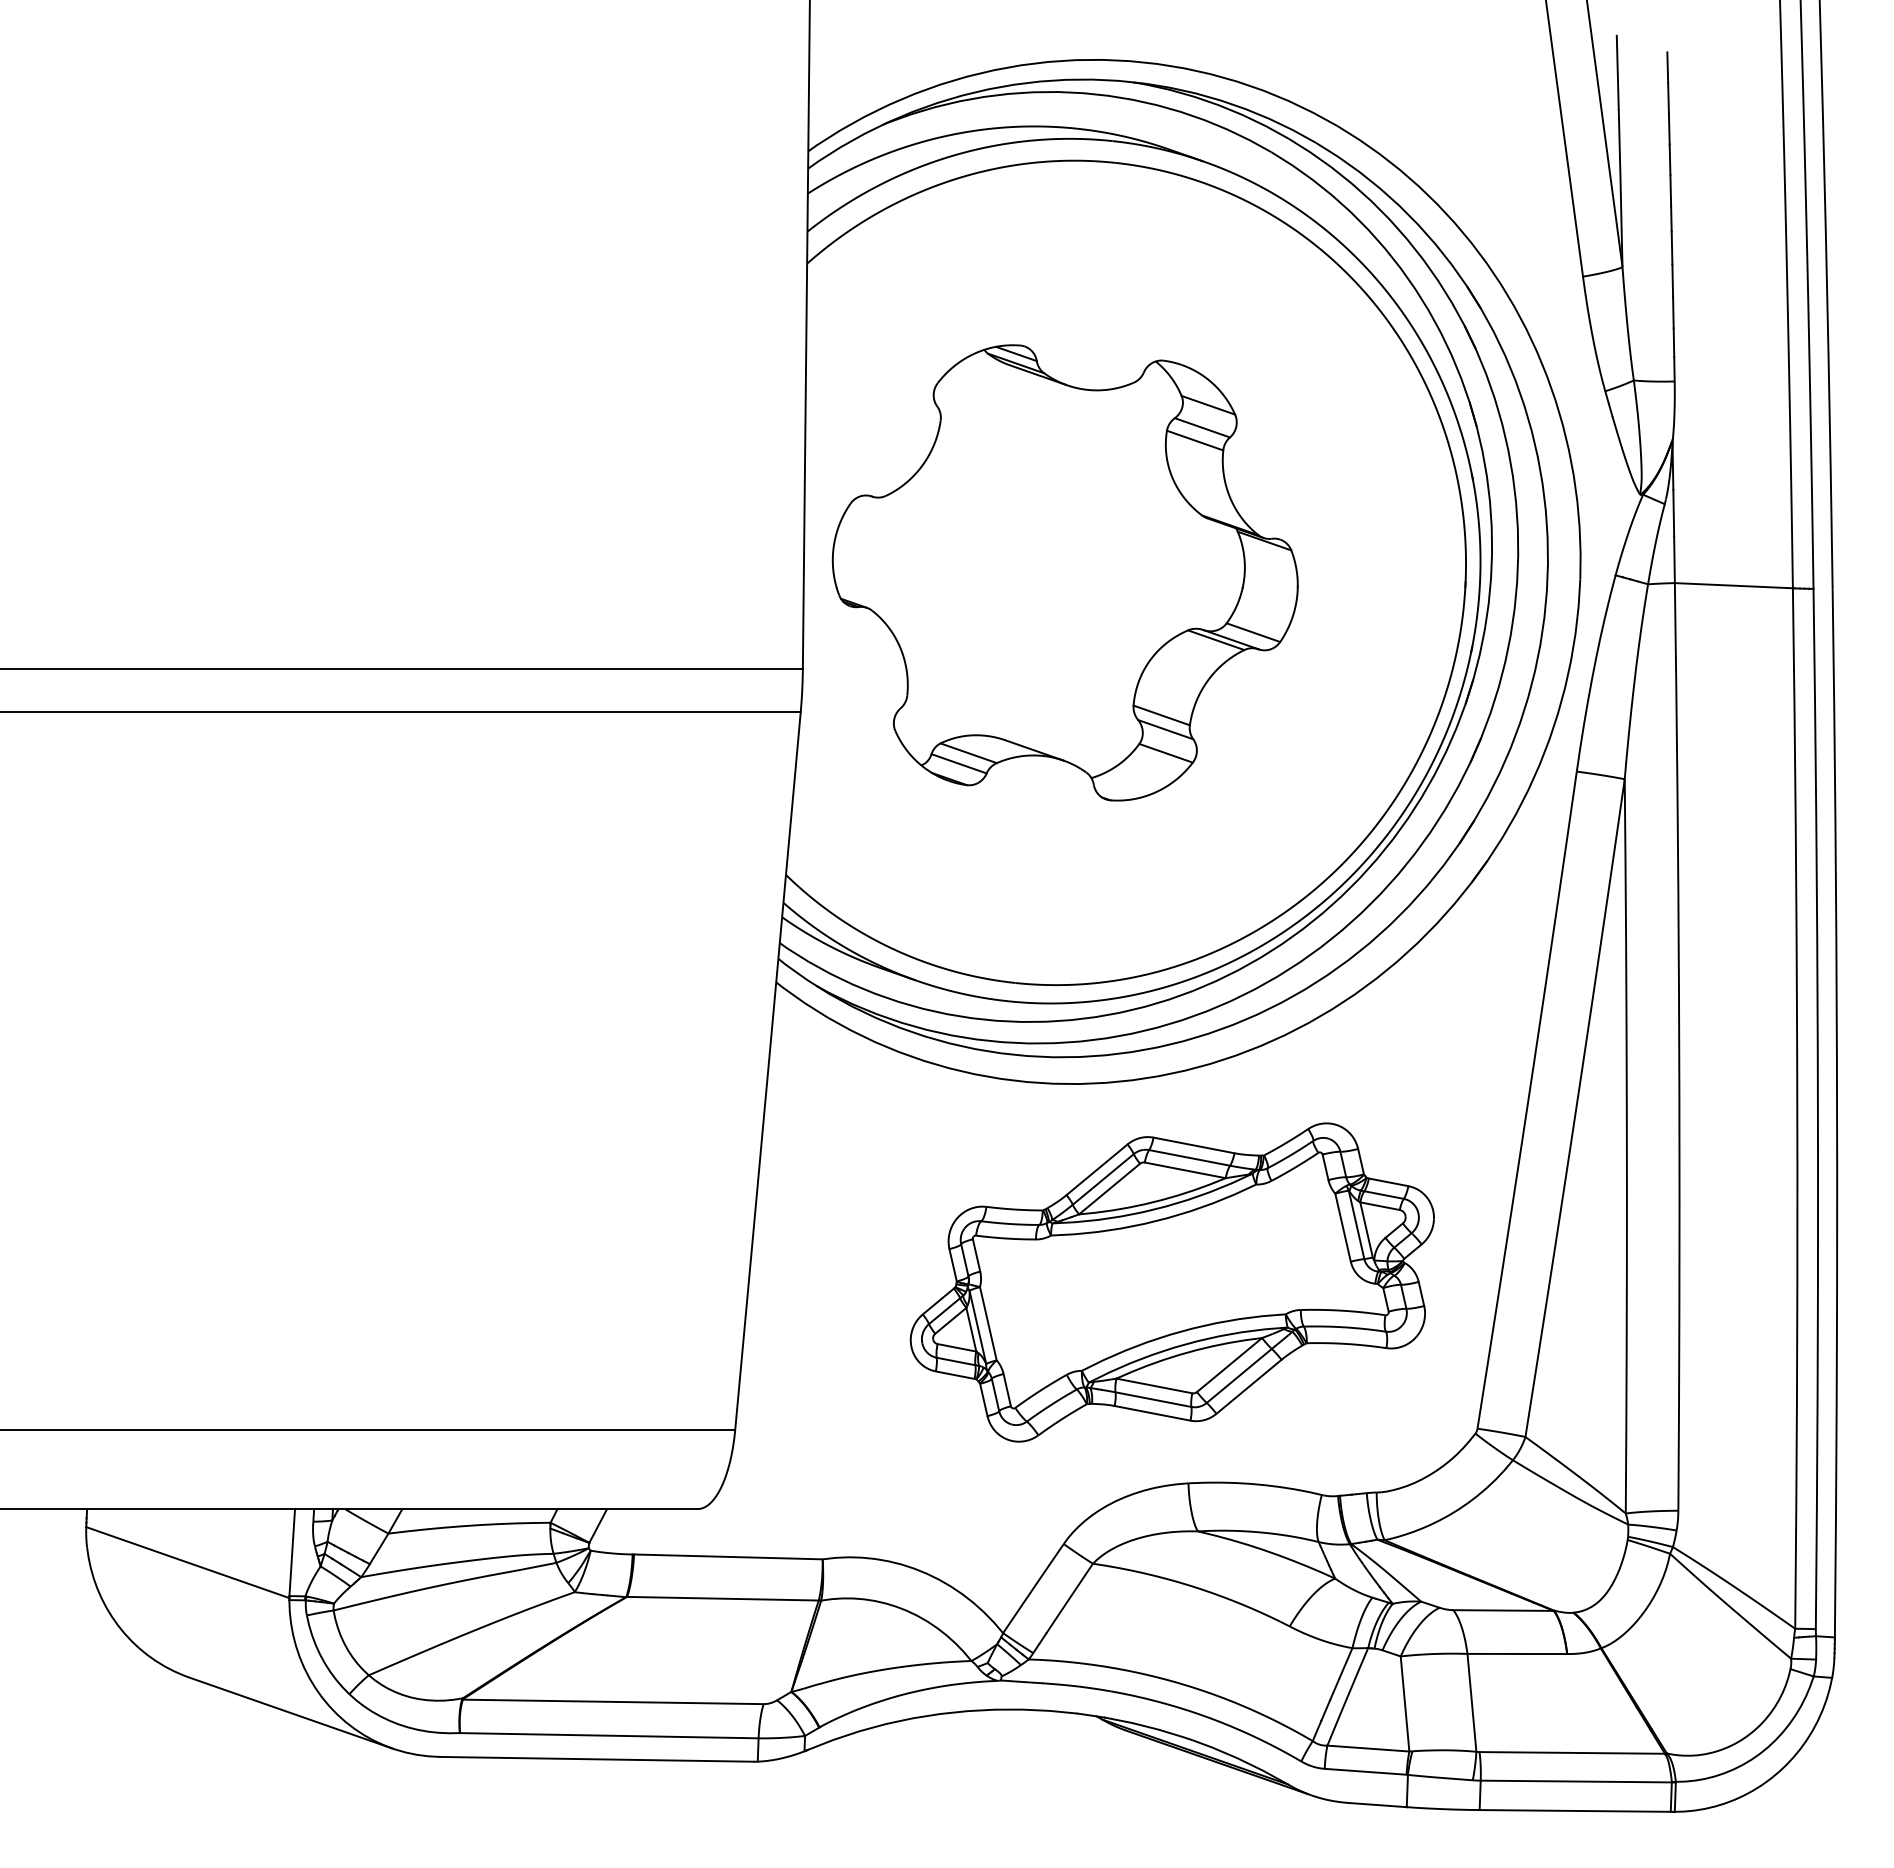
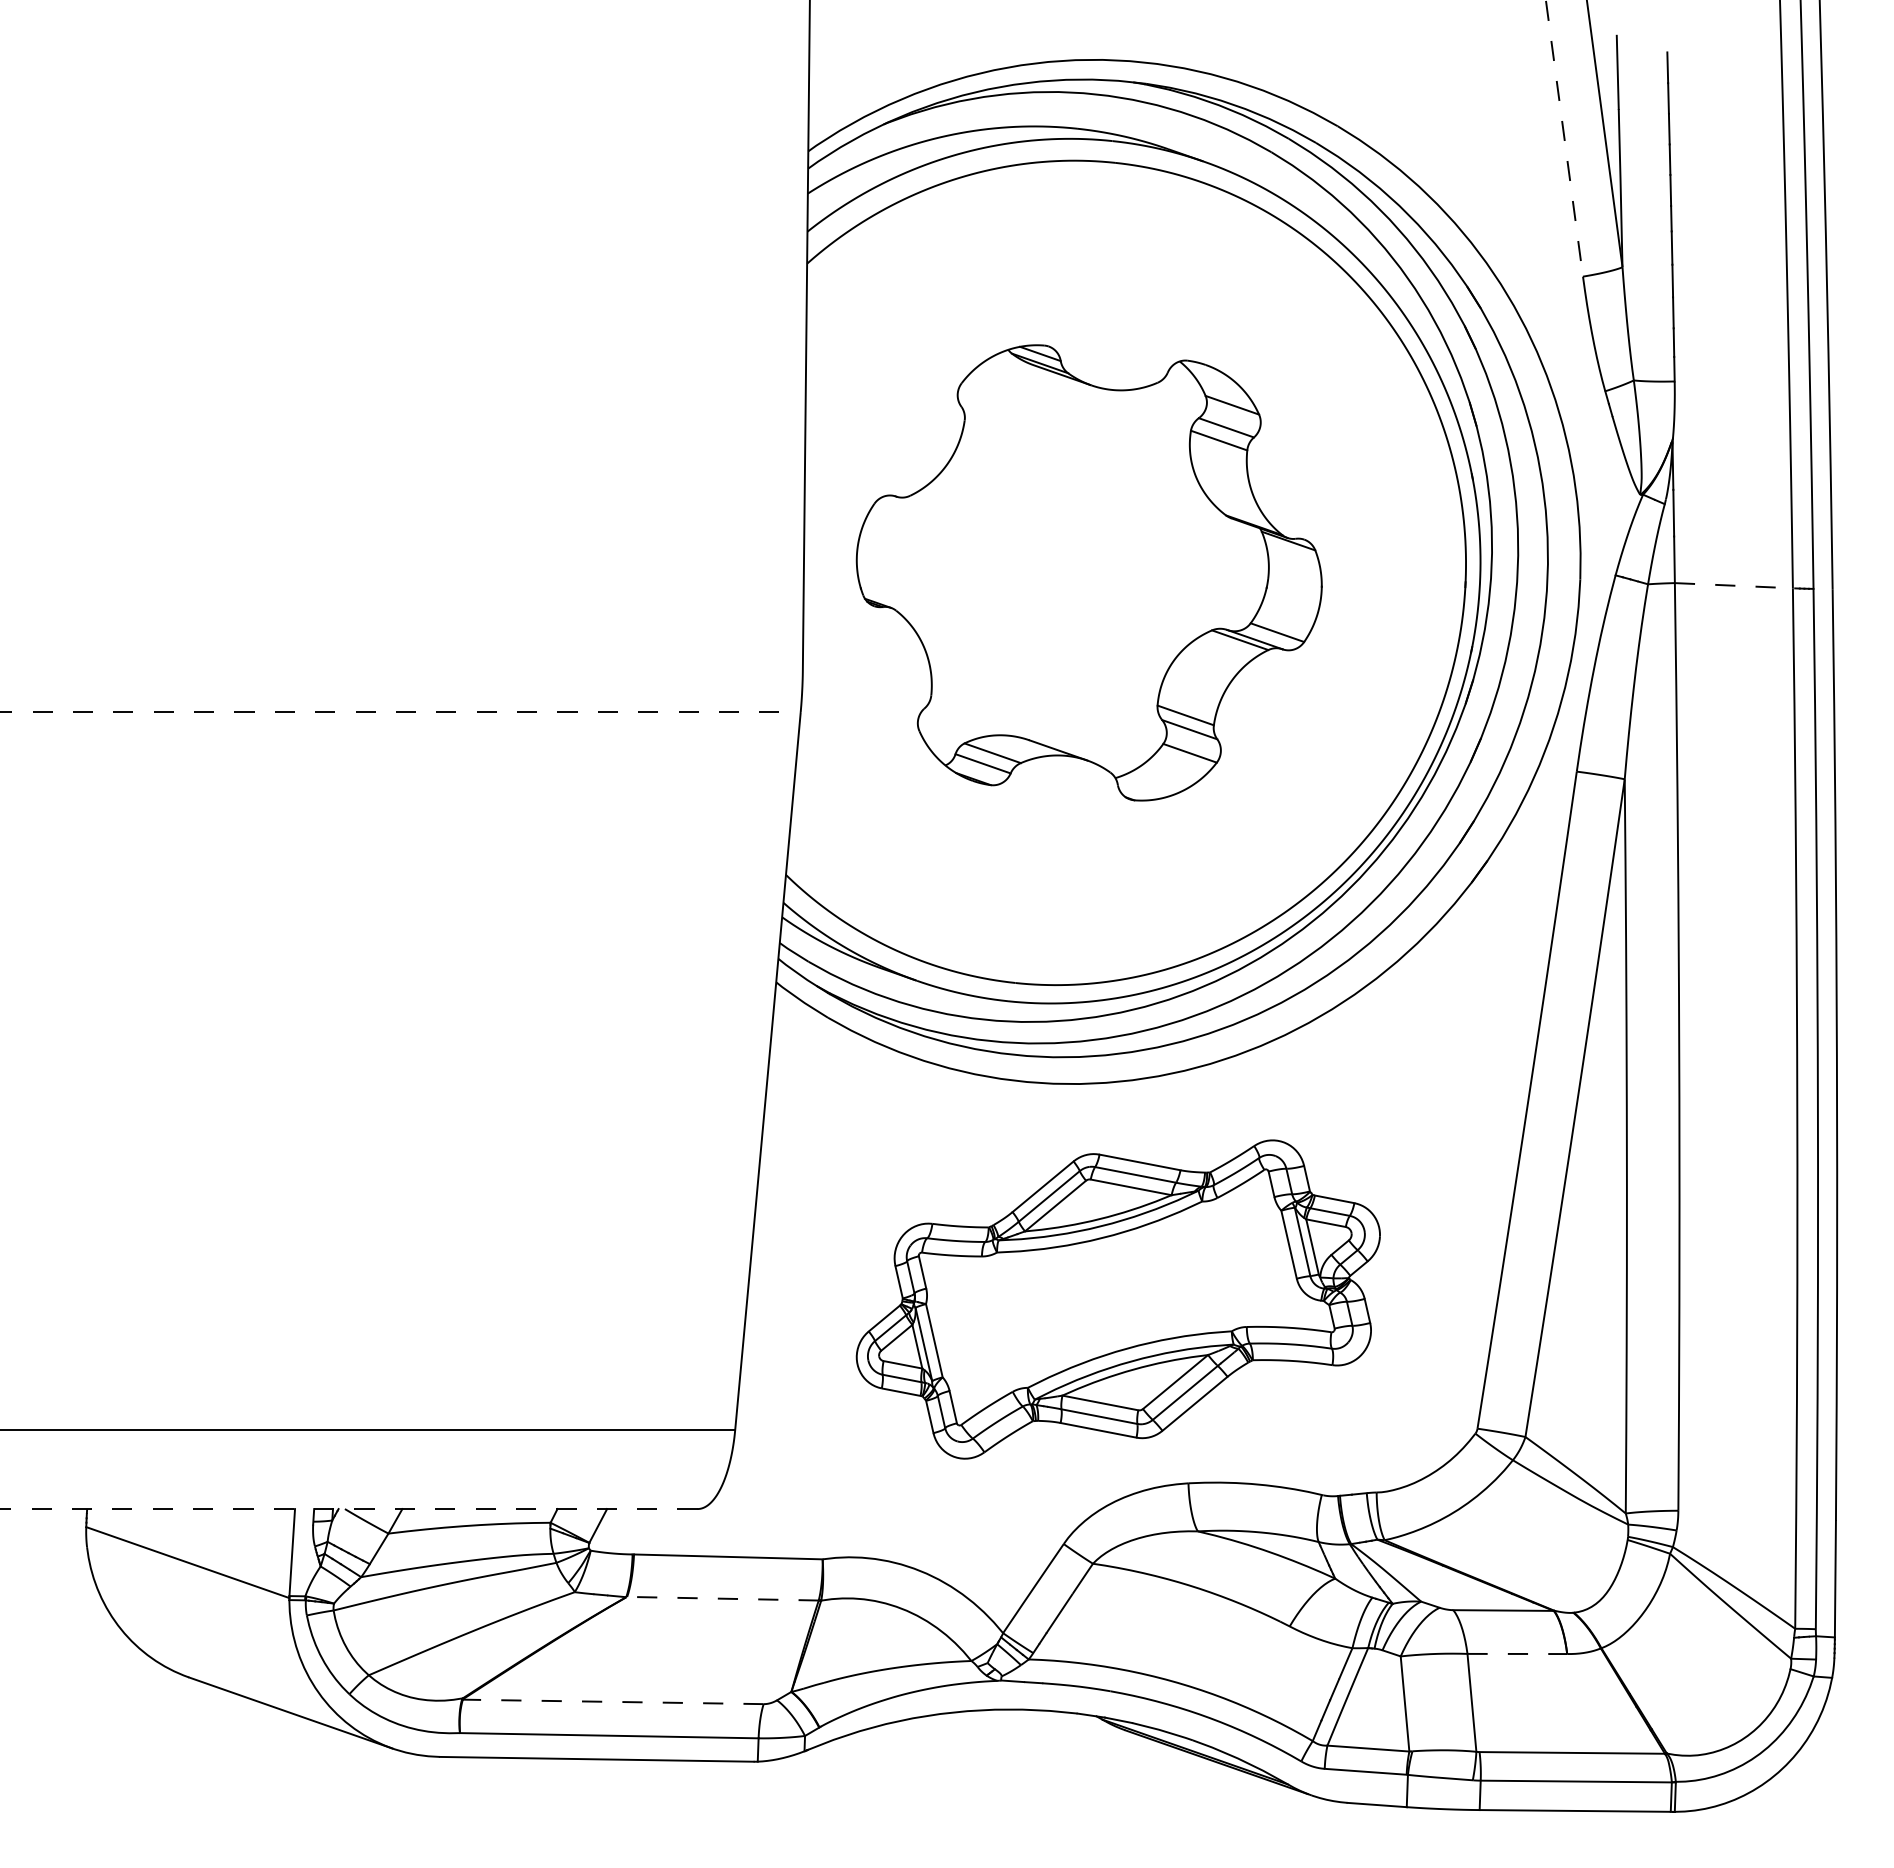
line: solid -> dashed (1564, 139)
part position: (1064, 572) -> (1088, 572) (1088, 572)
line: solid -> dashed (1735, 585)
line: present -> none (402, 668)
line: solid -> dashed (400, 712)
part position: (1171, 1282) -> (1117, 1299) (1117, 1299)
line: solid -> dashed (348, 1509)
line: solid -> dashed (722, 1598)
line: solid -> dashed (1517, 1653)
line: solid -> dashed (612, 1701)
